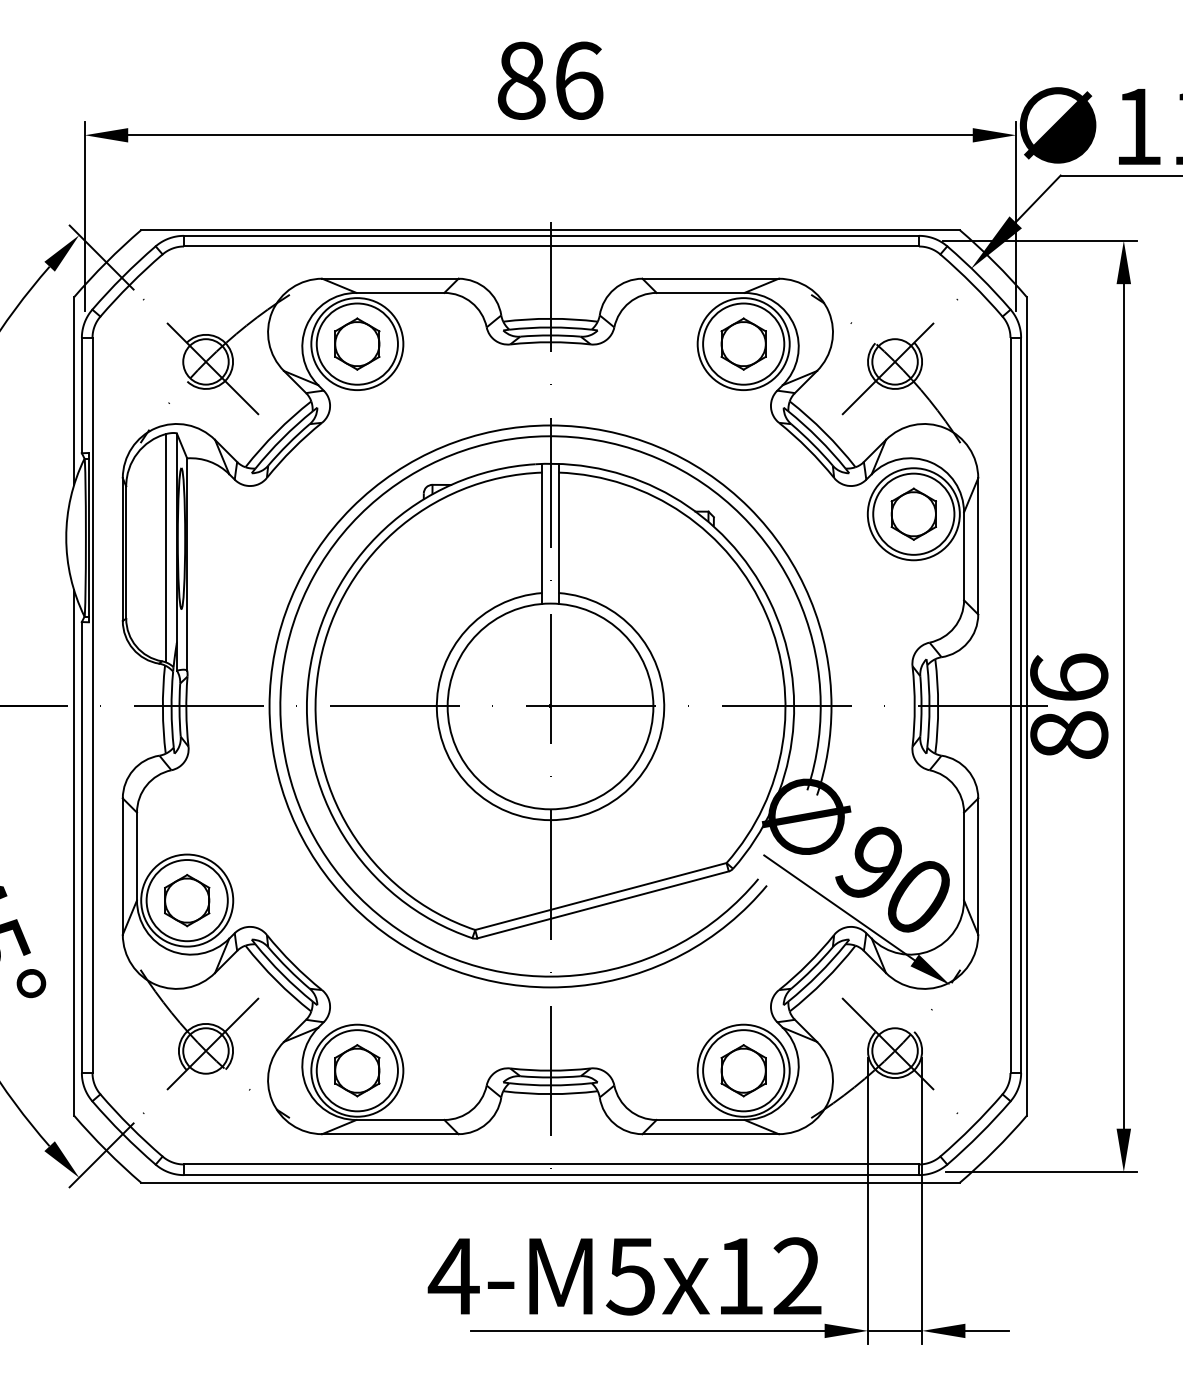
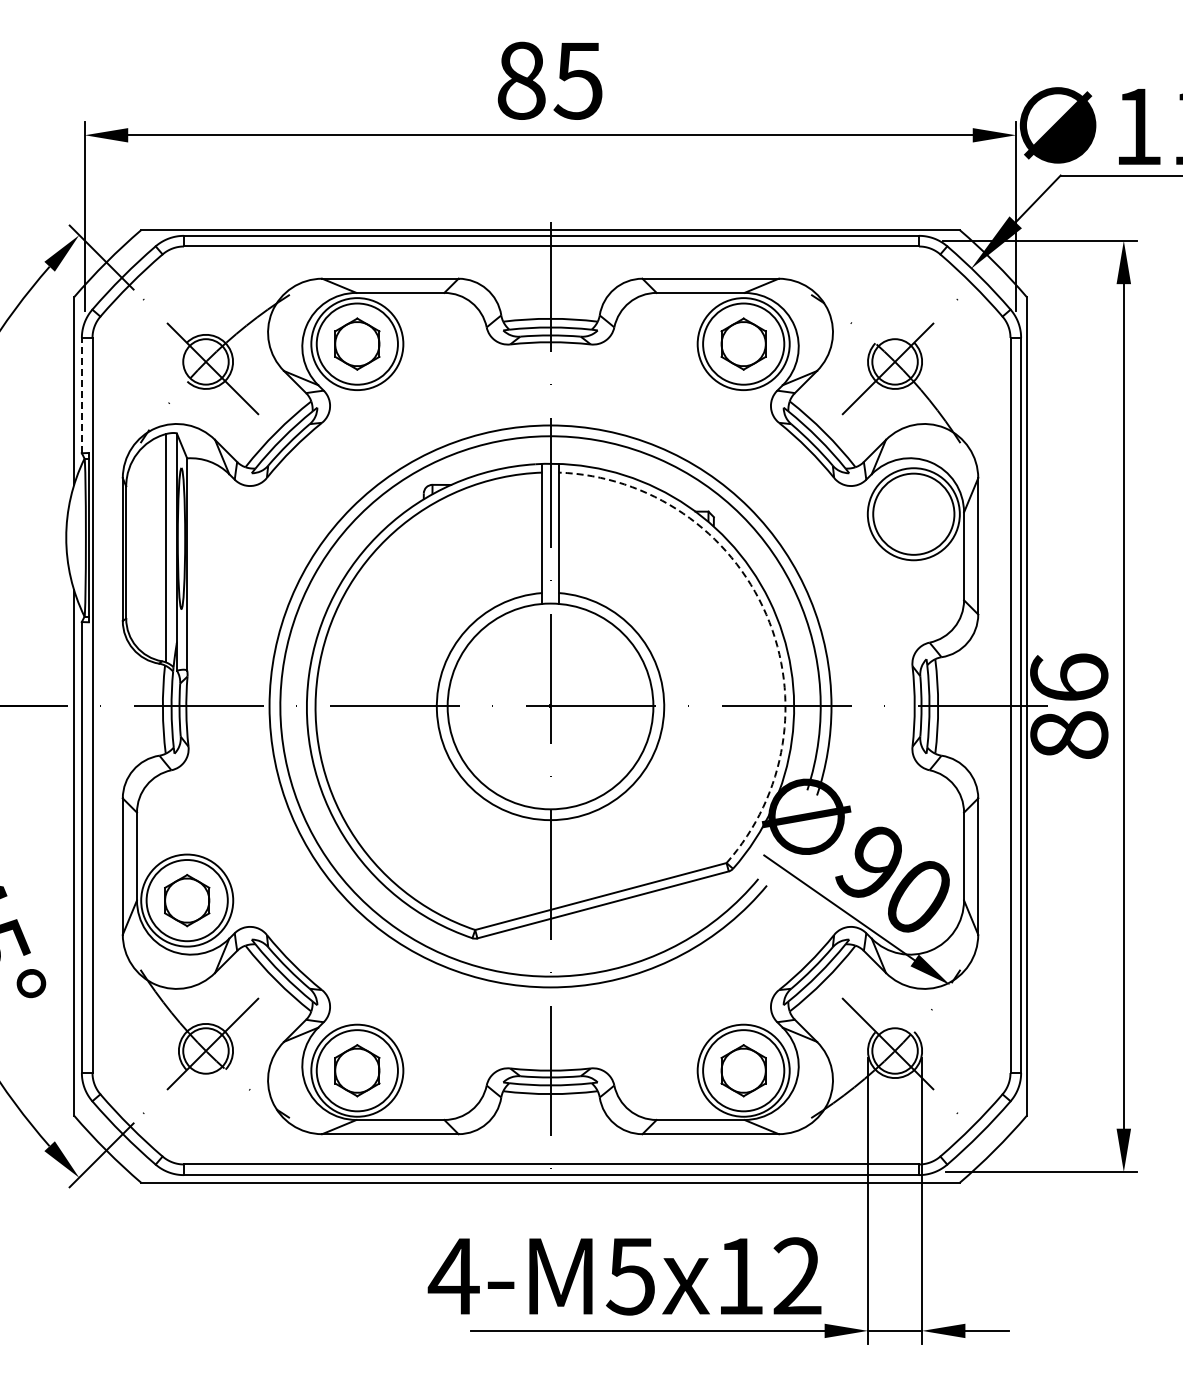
text: 86 -> 85 (578, 80)
line: solid -> dashed (81, 395)
part: present -> none (913, 513)
arc: solid -> dashed (766, 614)
